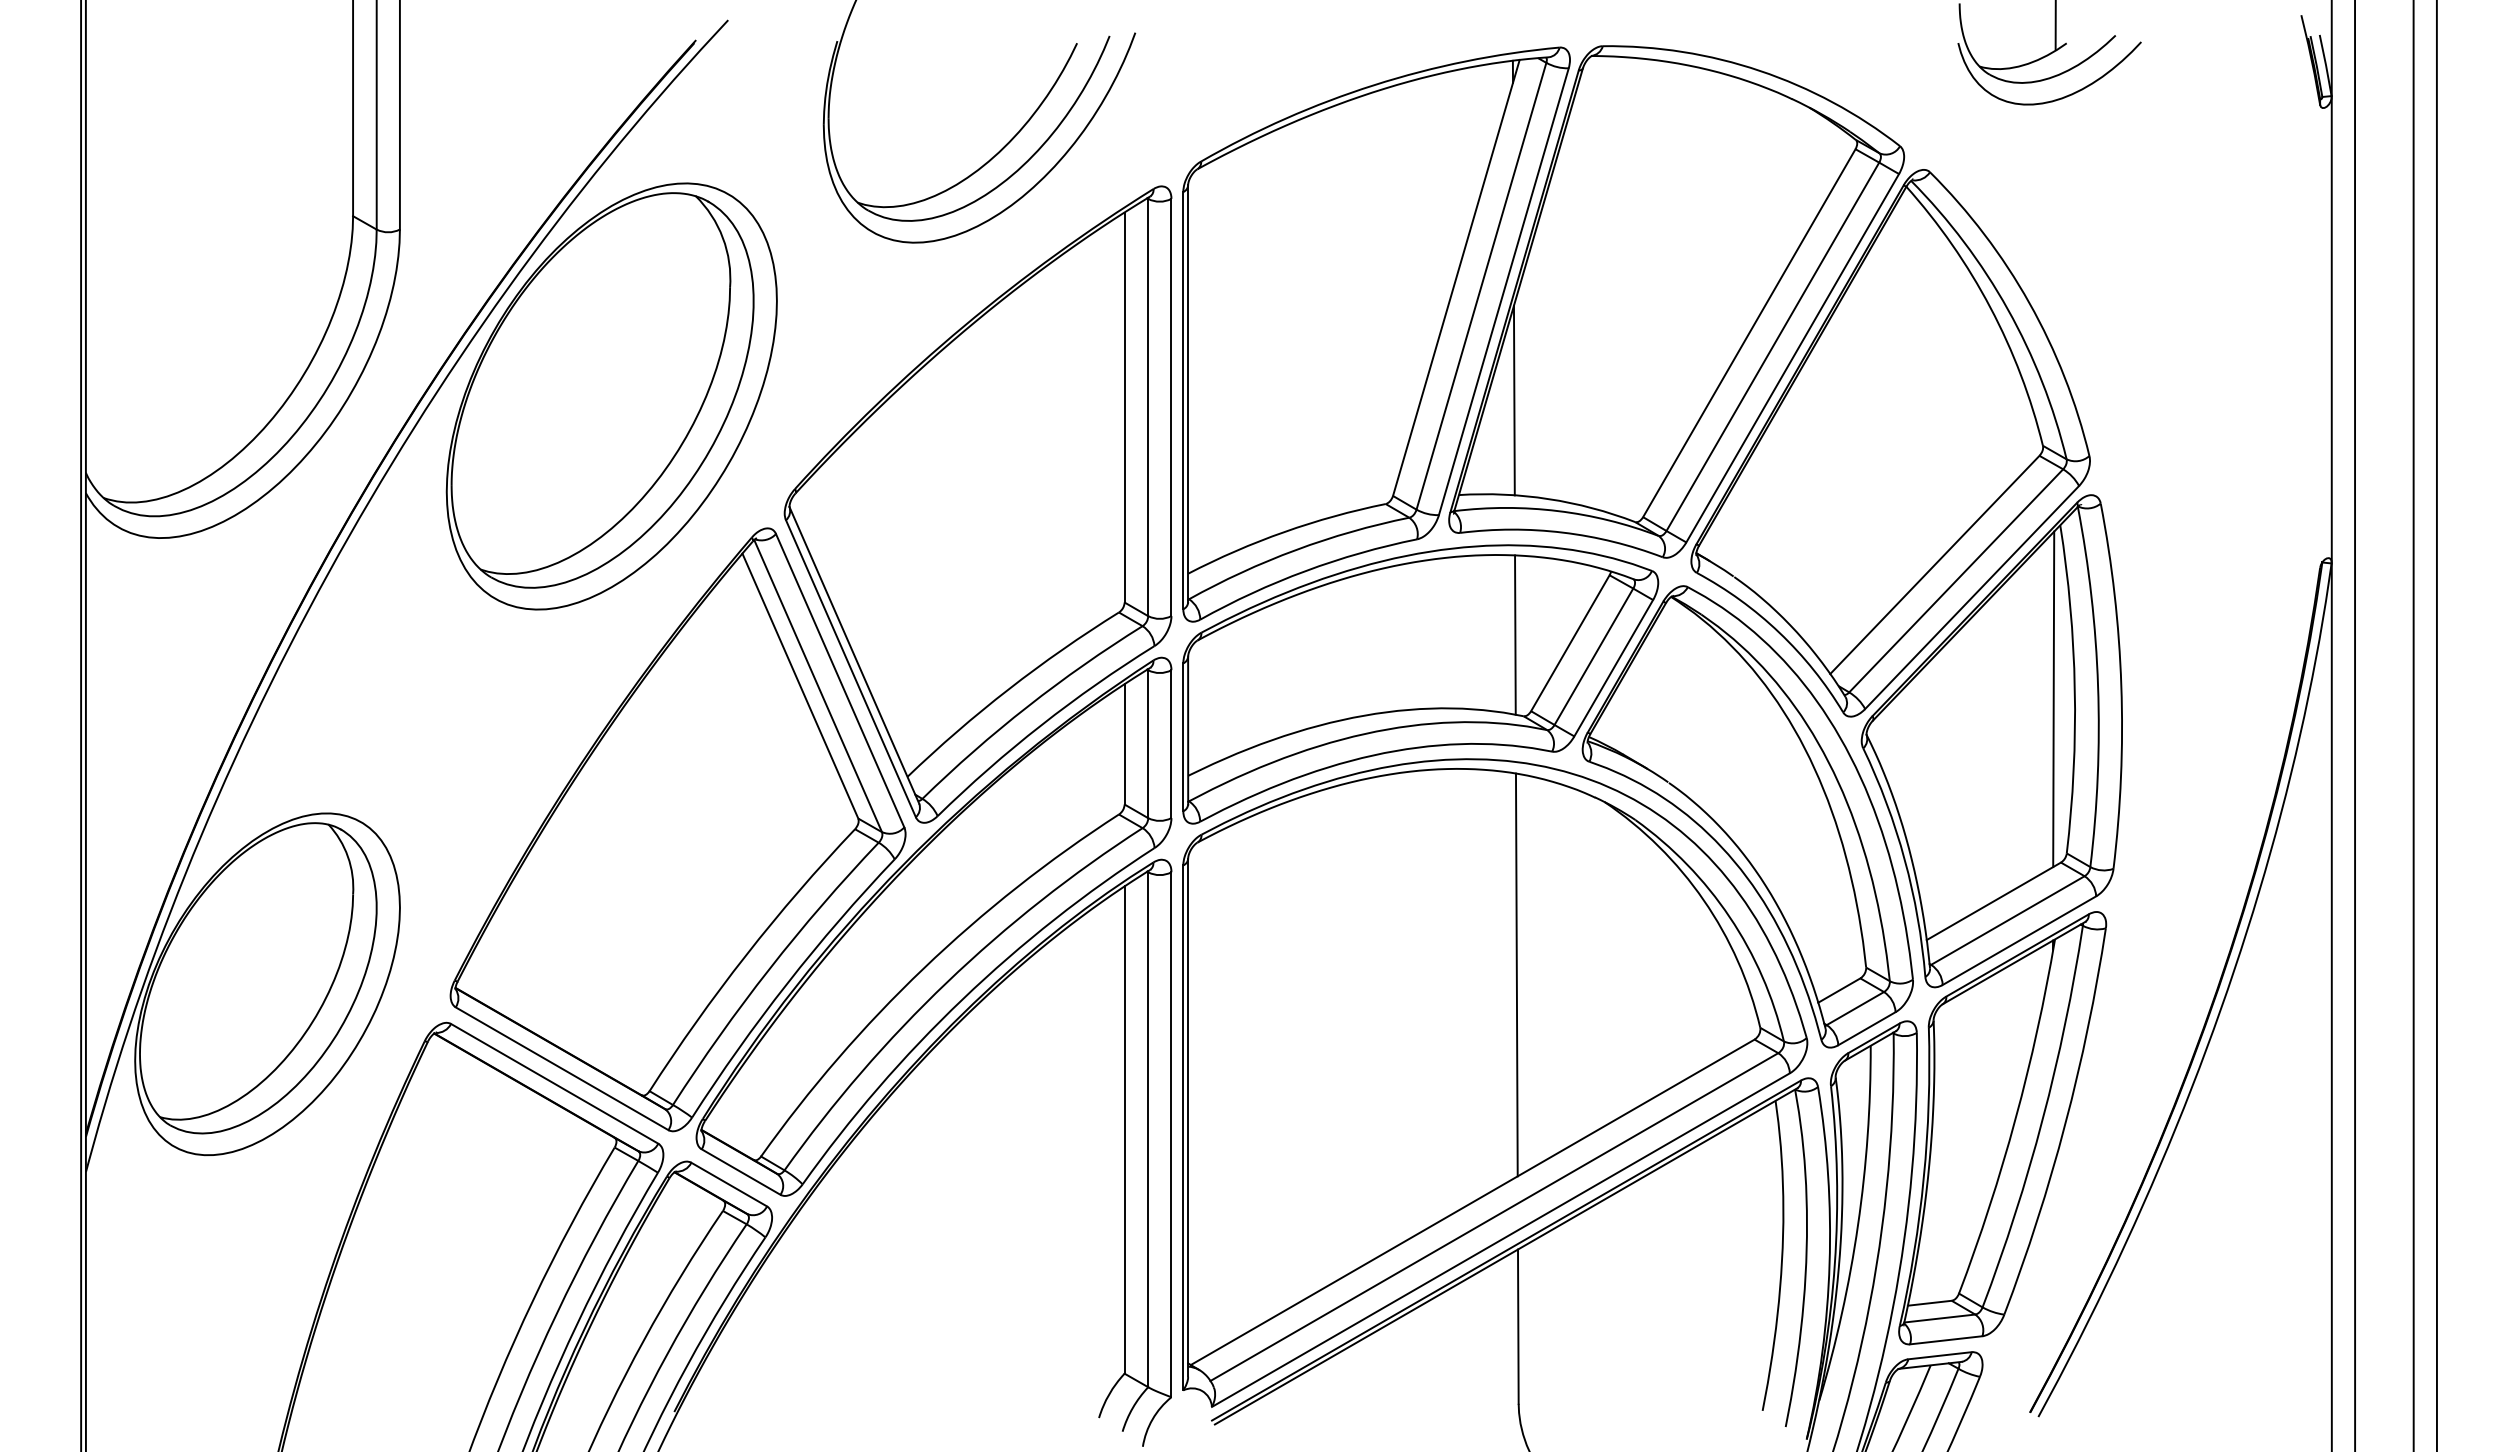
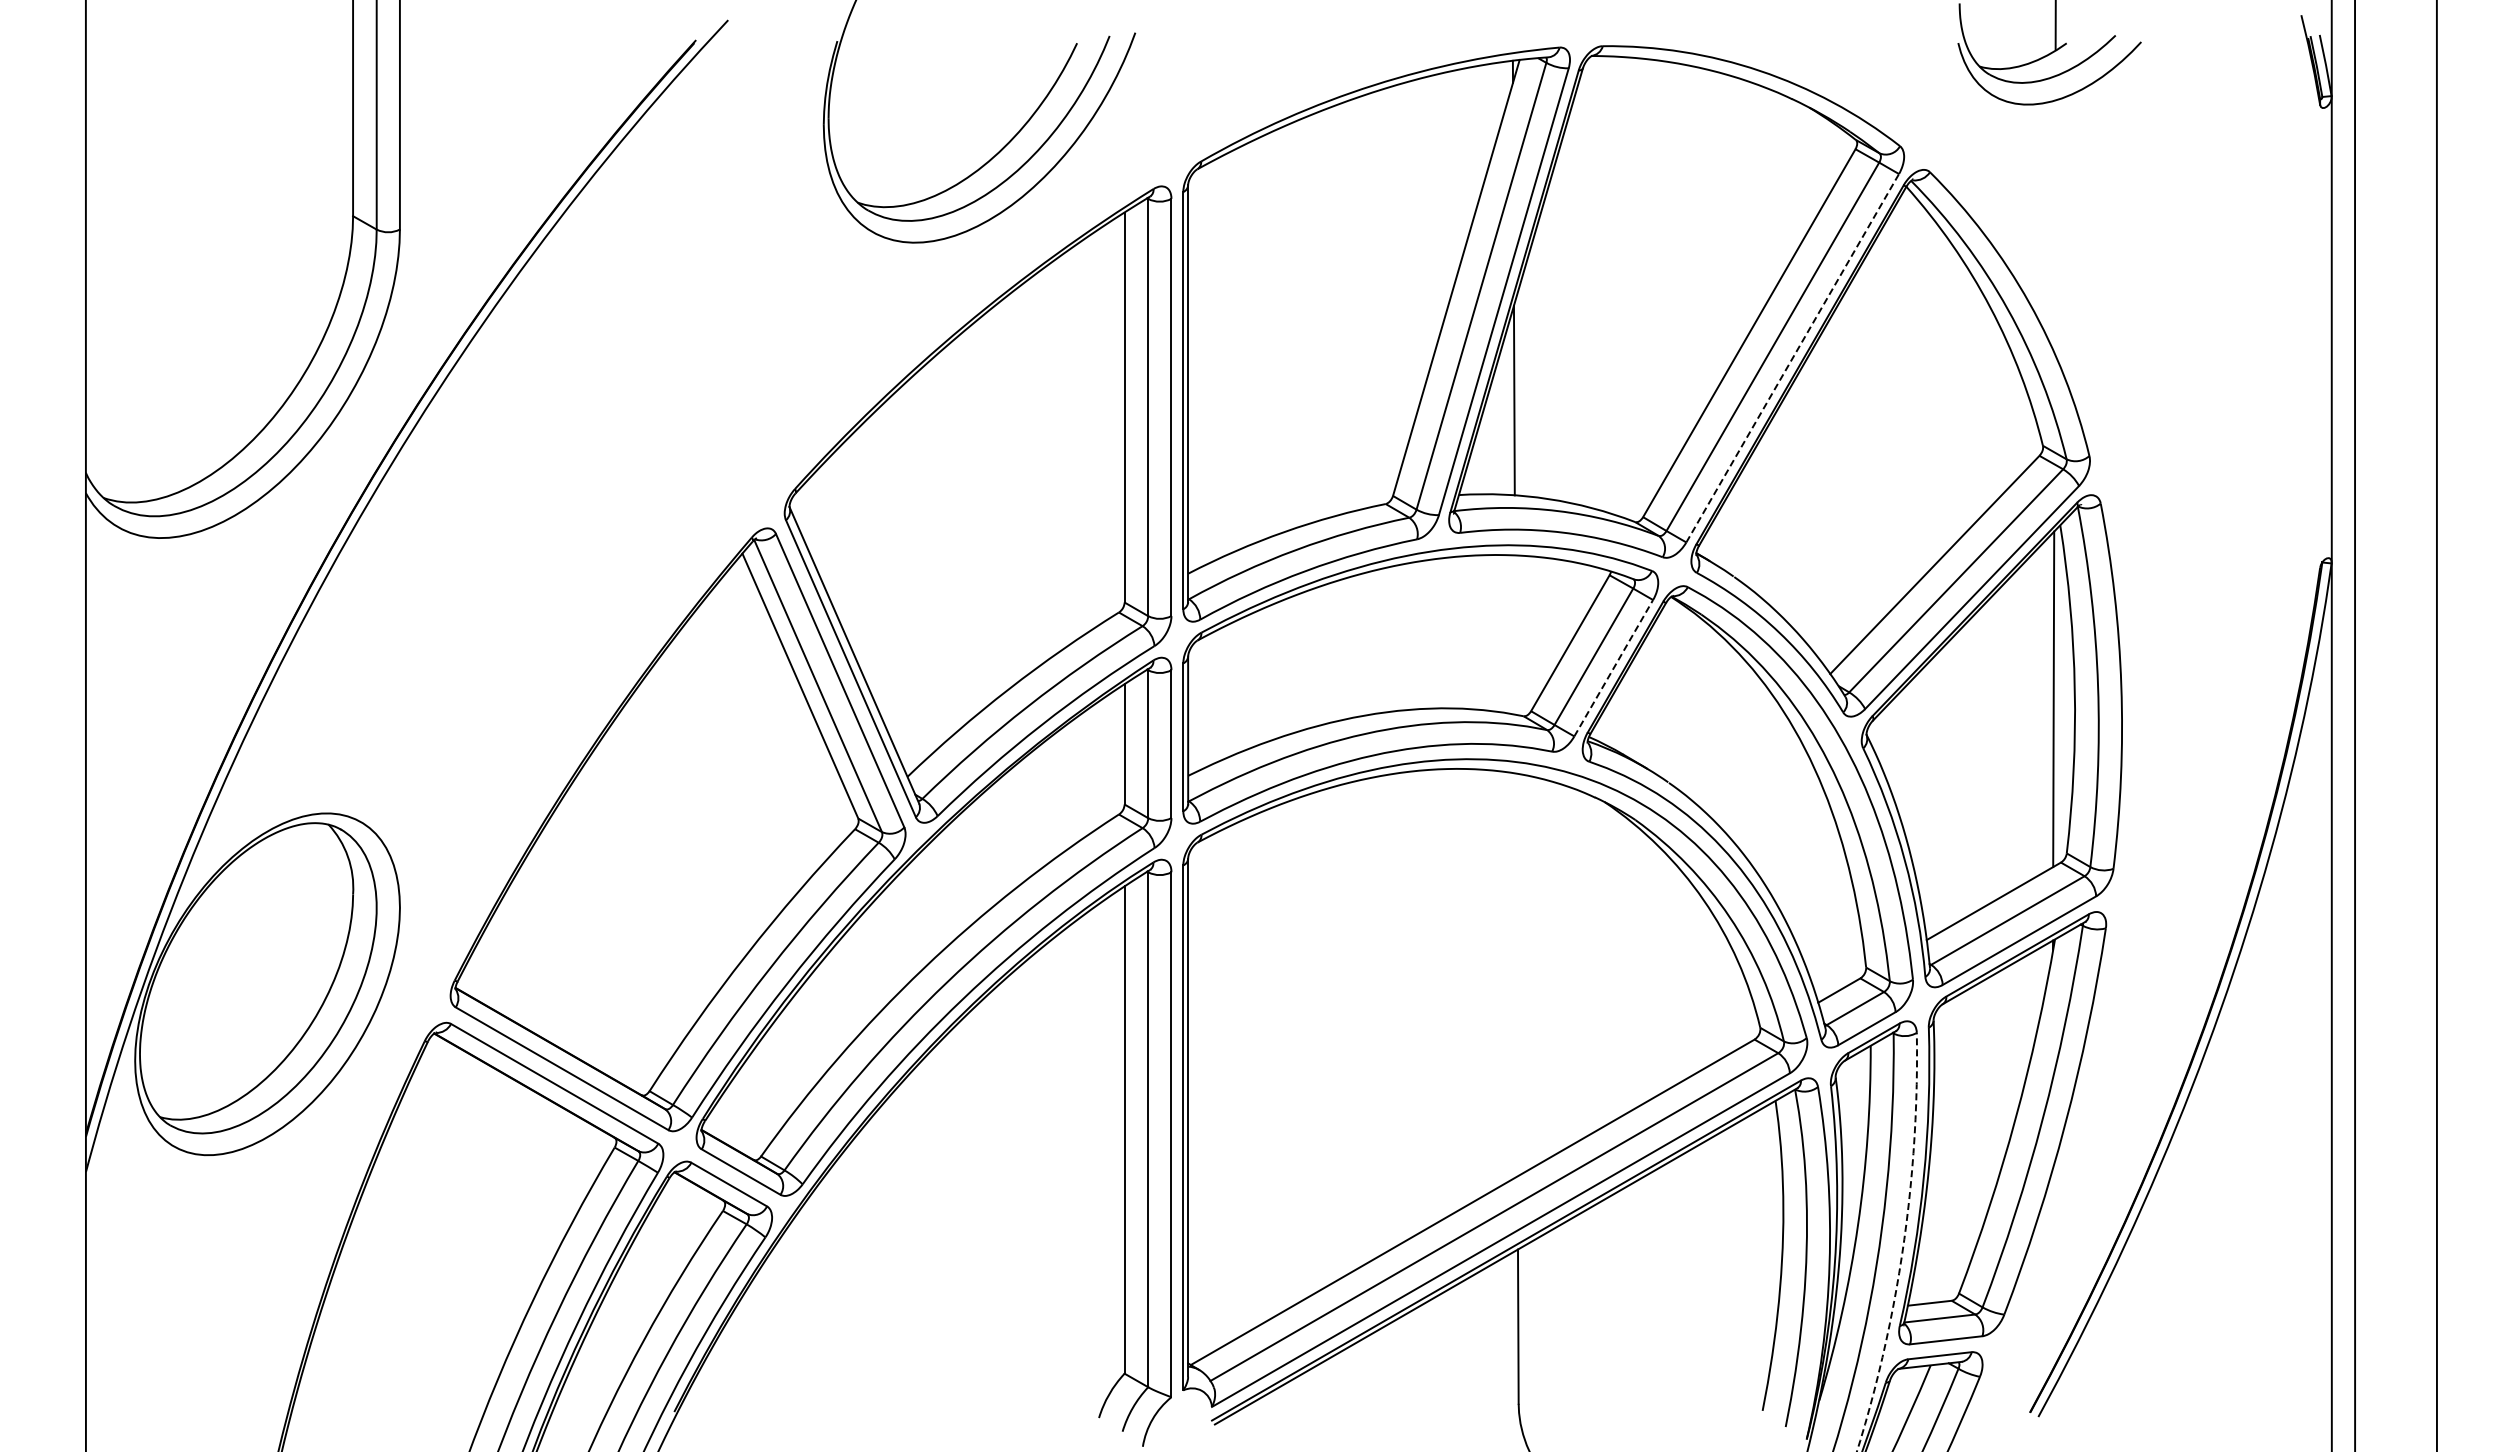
line: solid -> dashed (1792, 358)
part: present -> none (611, 396)
line: present -> none (1515, 634)
line: solid -> dashed (1613, 668)
line: present -> none (81, 725)
line: present -> none (2413, 725)
line: present -> none (1516, 974)
arc: solid -> dashed (1903, 1244)
